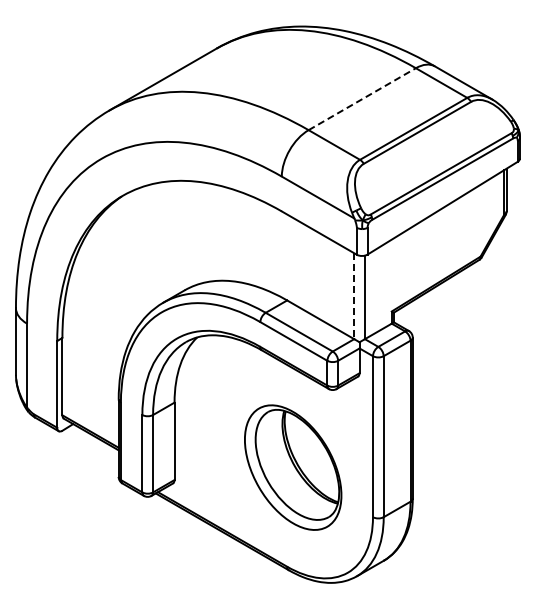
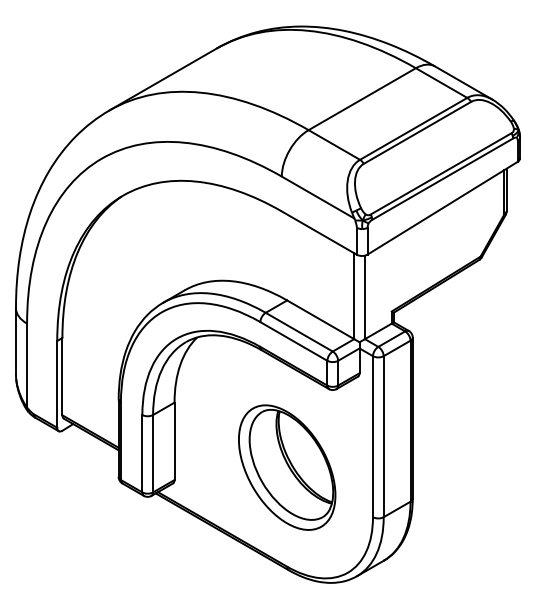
line: dashed -> solid (362, 99)
line: dashed -> solid (354, 296)
part position: (293, 467) -> (287, 467) (287, 467)
